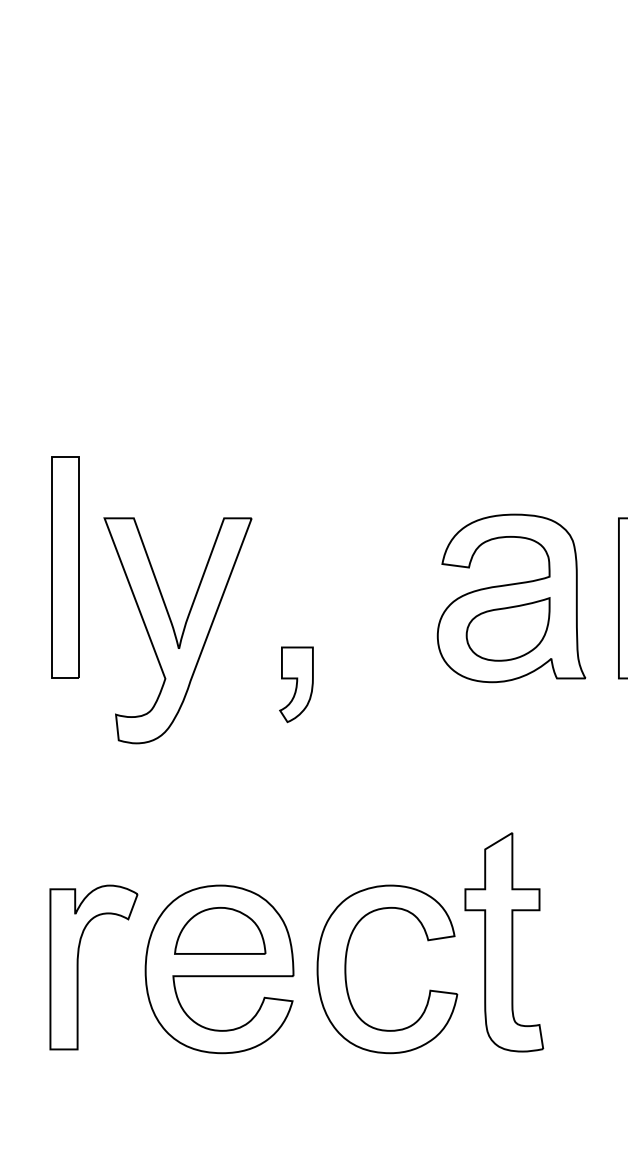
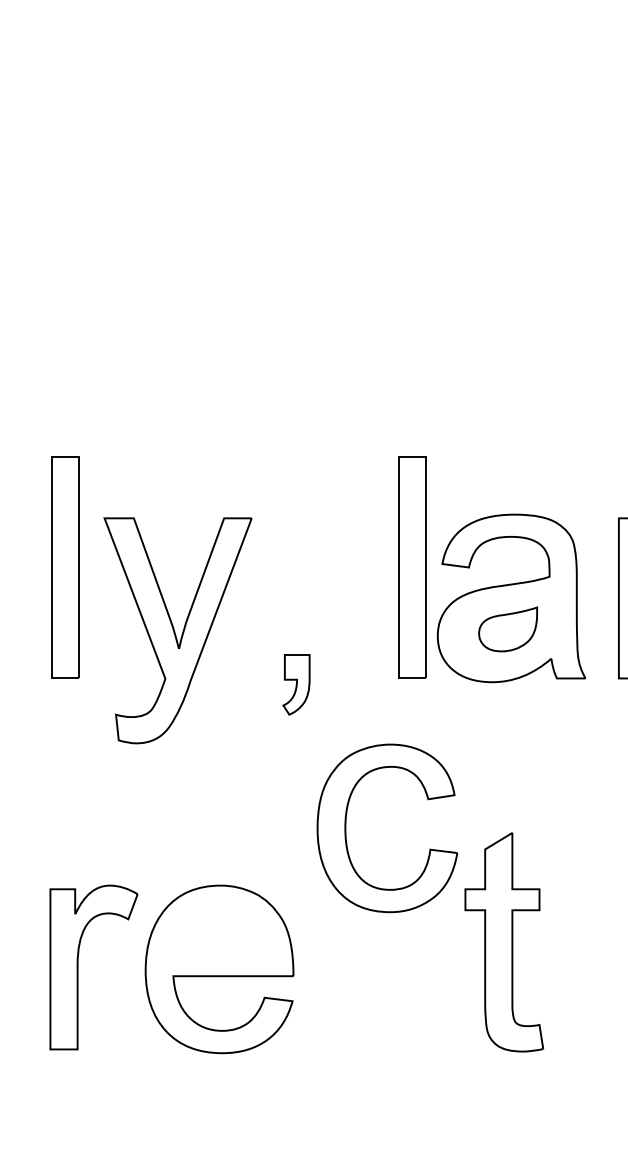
part: none -> present (412, 567)
part size: 86x65 px -> 60x47 px (507, 629)
part size: 35x78 px -> 29x62 px (296, 684)
part: present -> none (220, 930)
part position: (346, 969) -> (346, 828) (346, 828)
